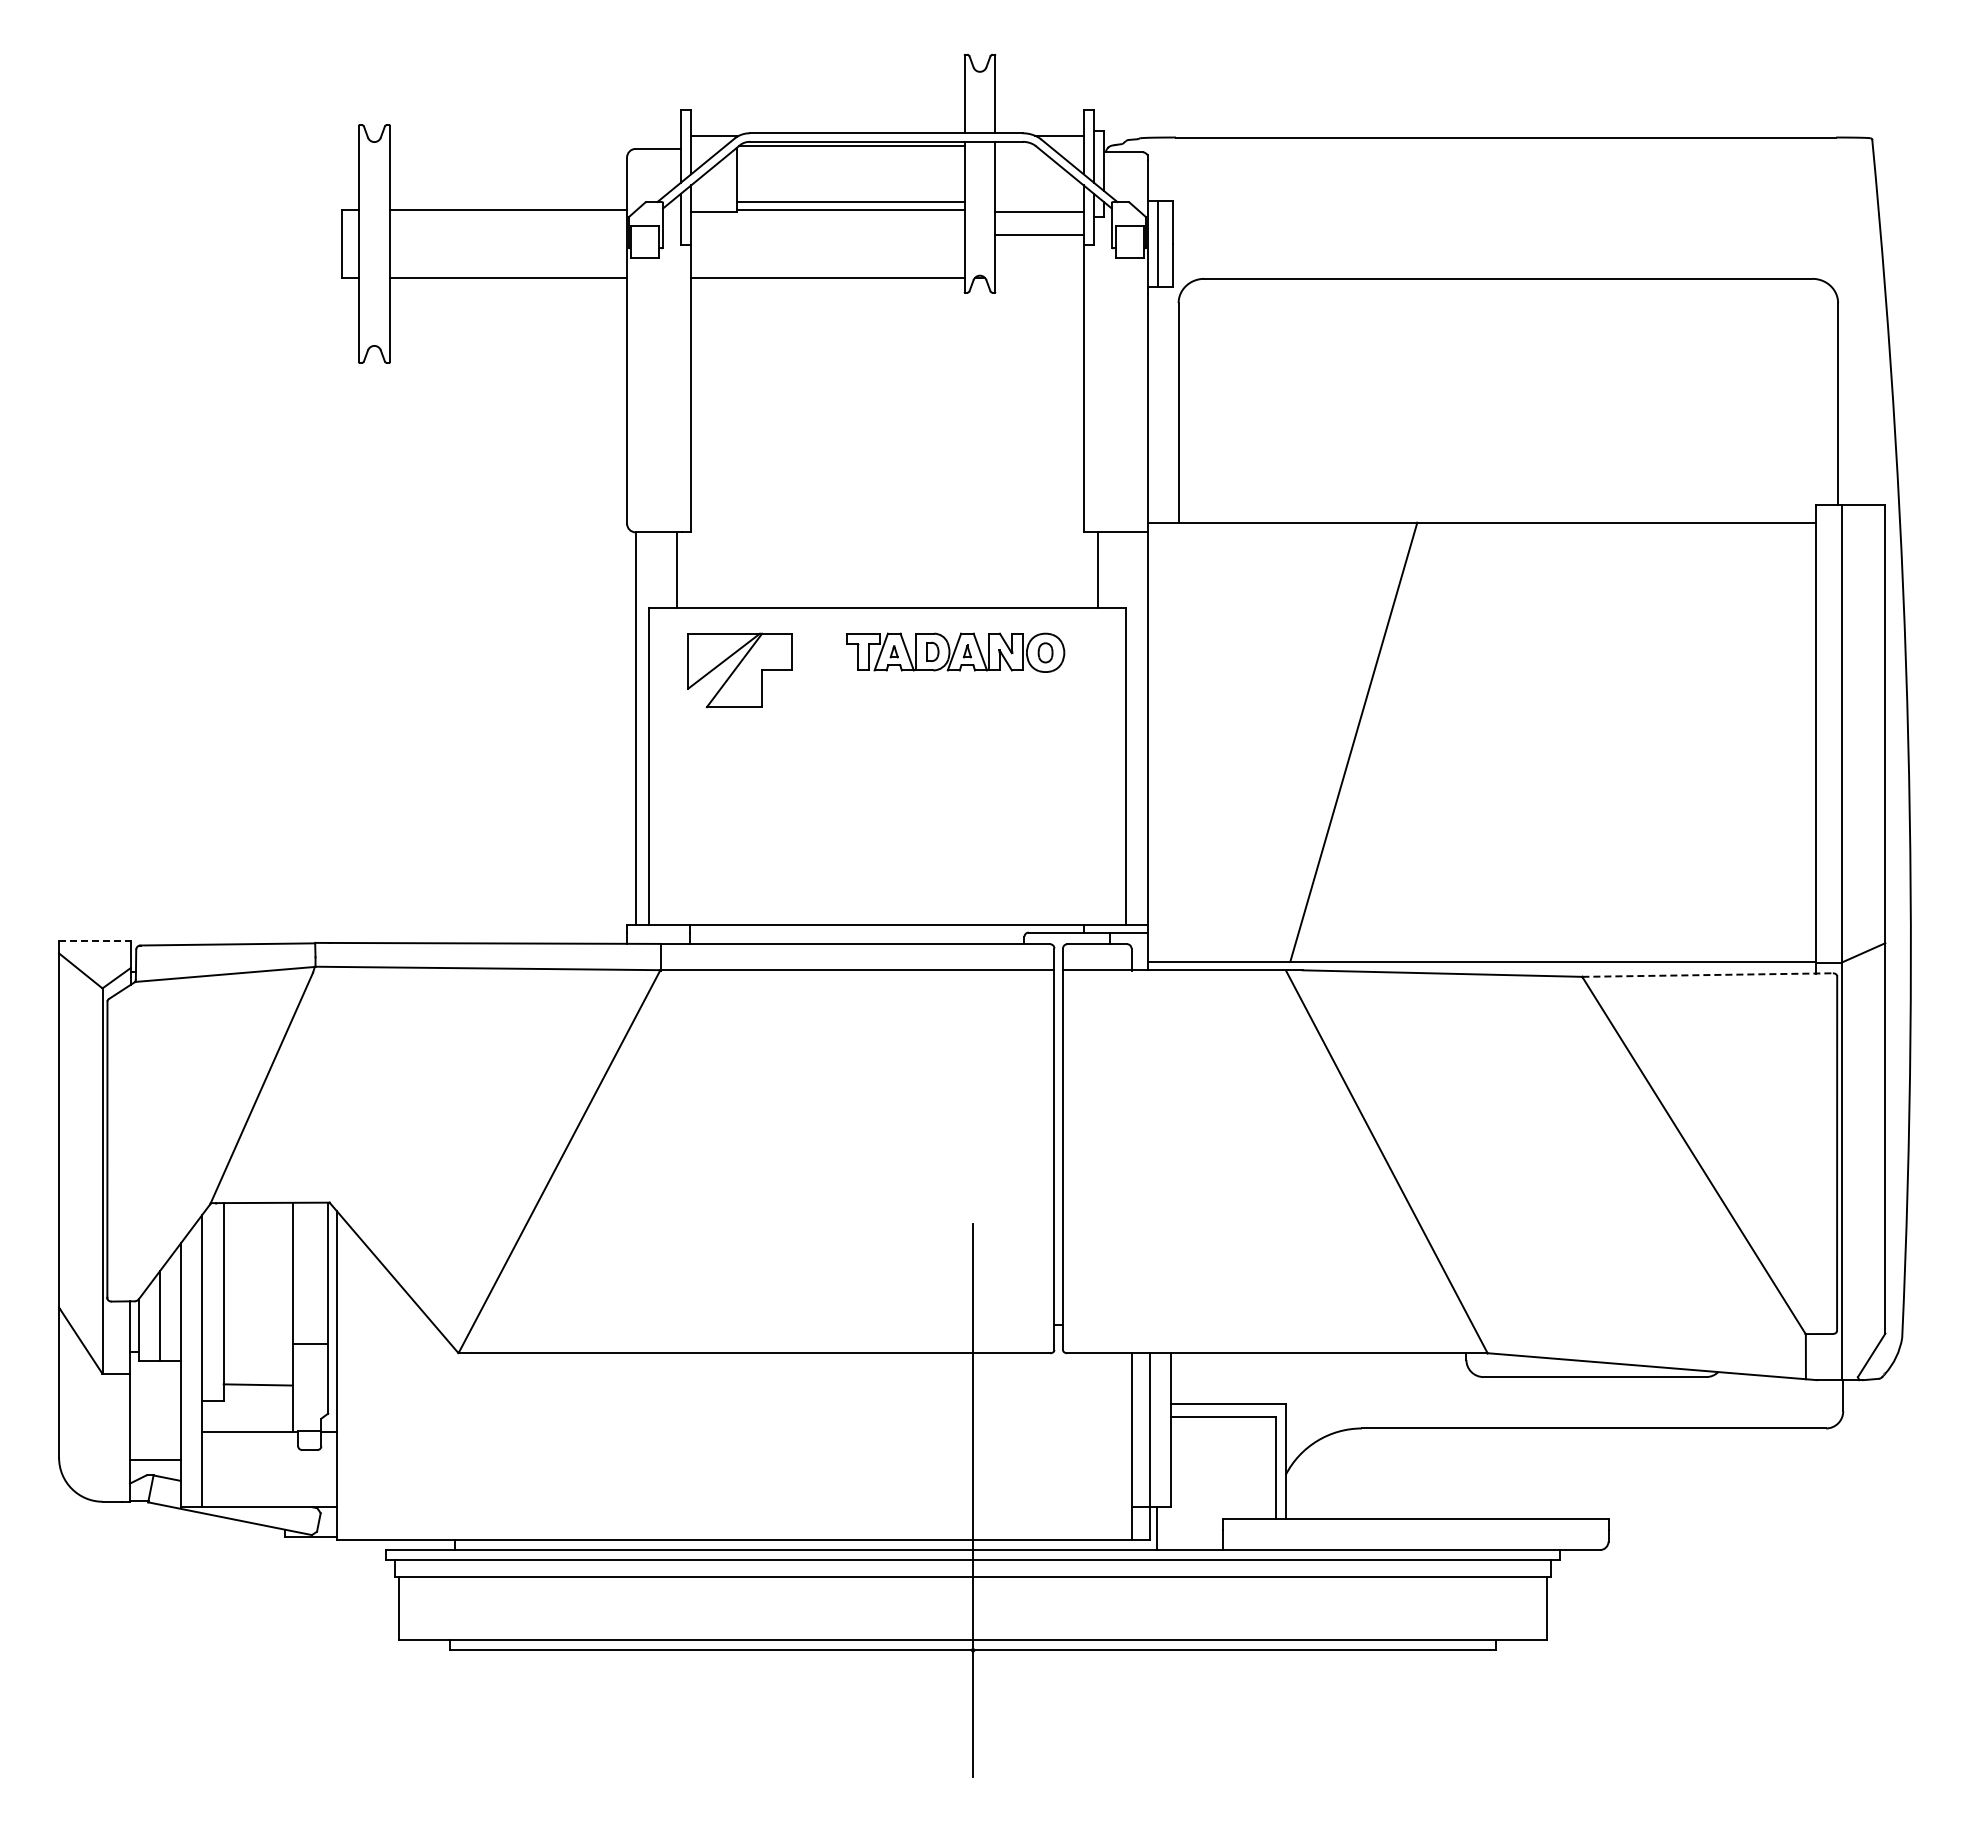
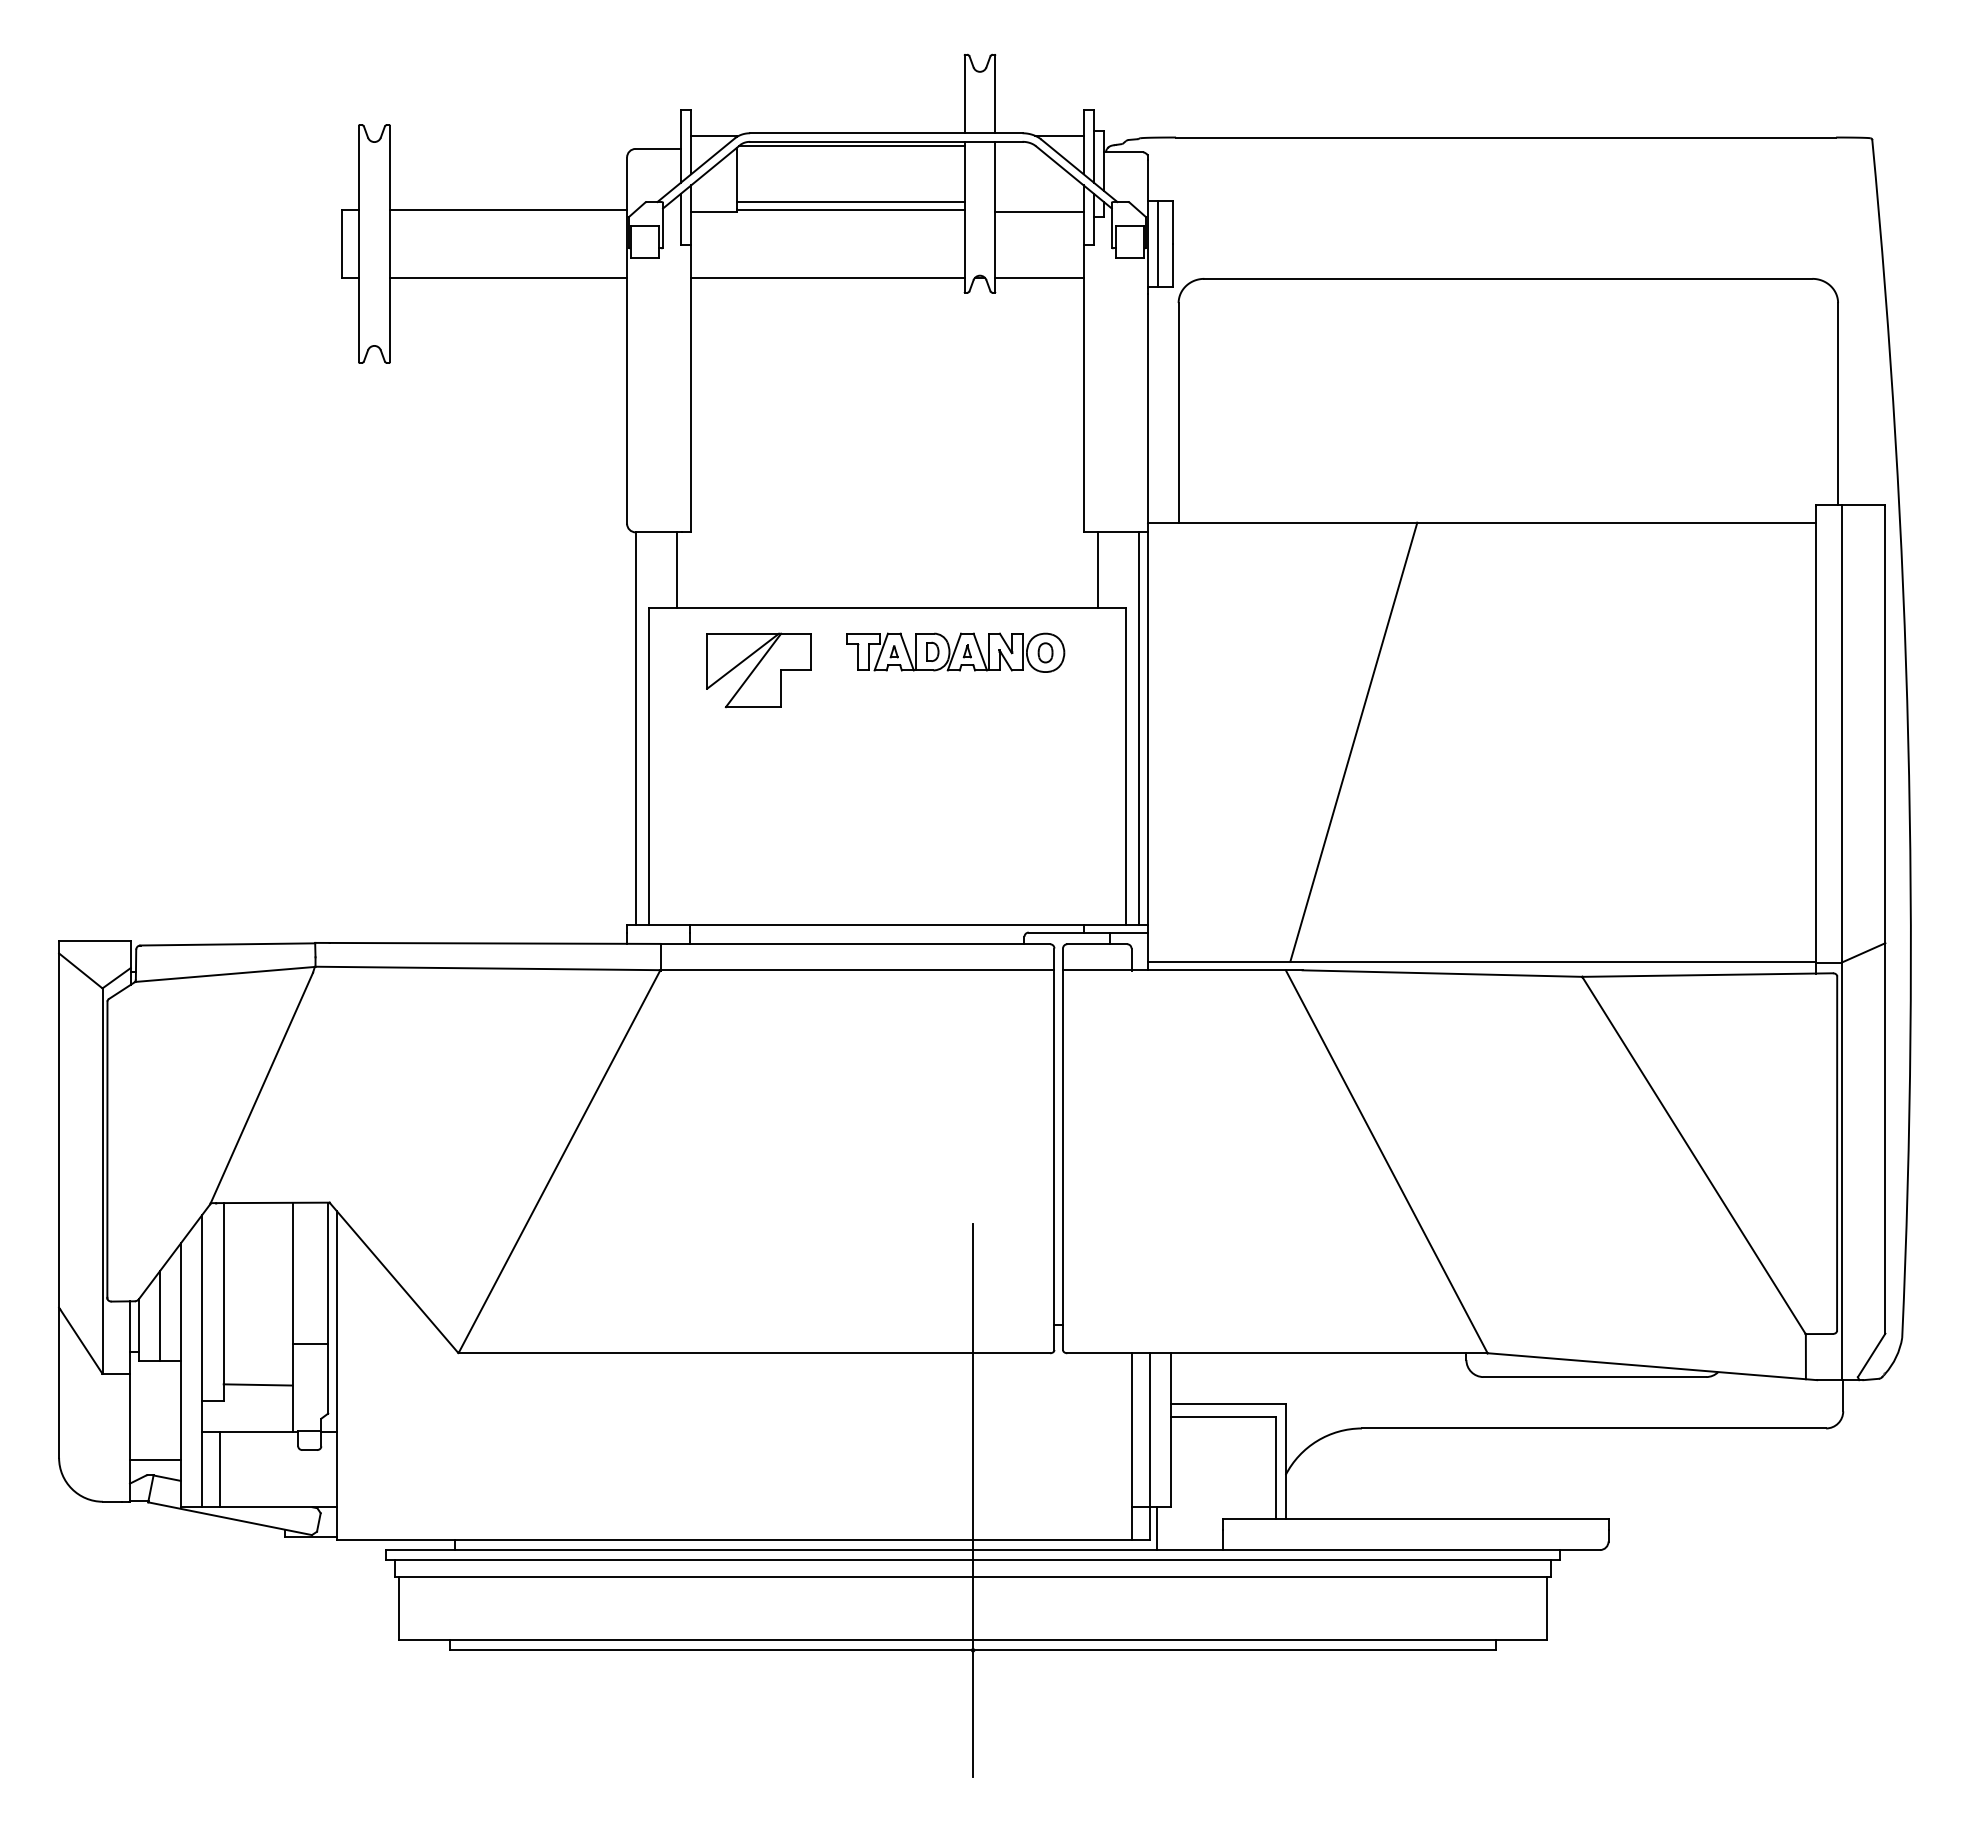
line position: (1039, 235) -> (1039, 278) (1039, 278)
part position: (739, 670) -> (758, 670) (758, 670)
line: none -> present (1139, 728)
line: dashed -> solid (94, 940)
line: dashed -> solid (1708, 975)
line: none -> present (220, 1469)
